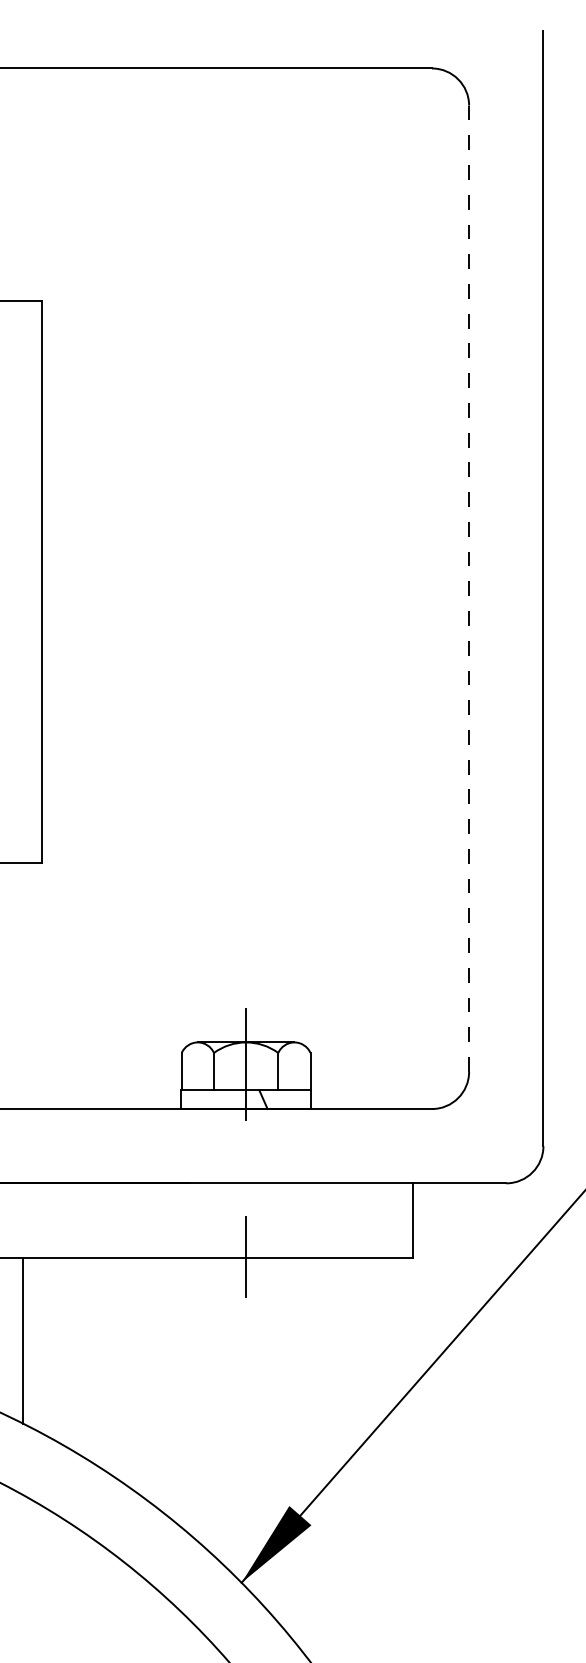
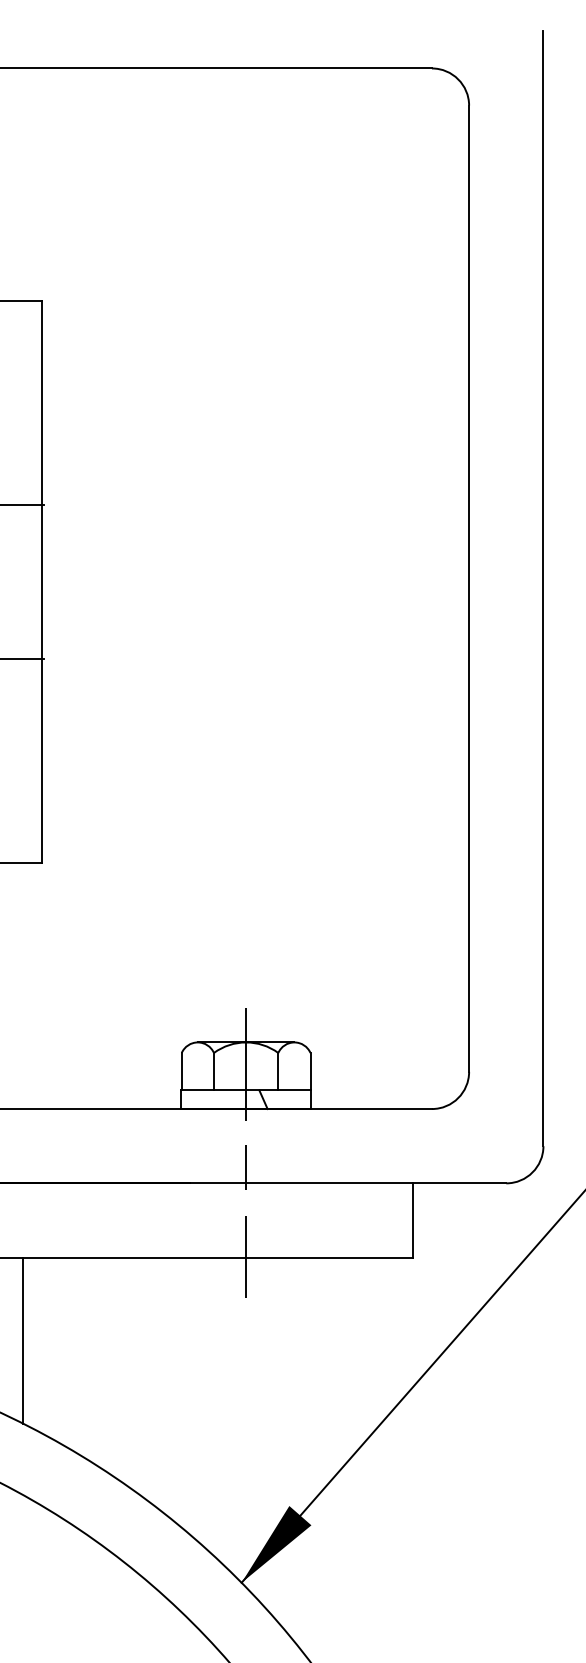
line: none -> present (22, 505)
line: dashed -> solid (469, 589)
line: none -> present (22, 658)
line: none -> present (246, 1167)
